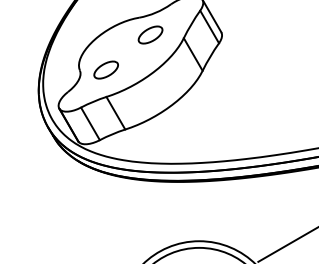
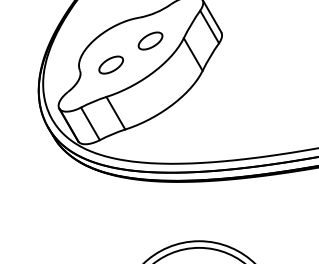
part position: (150, 34) -> (150, 40) (150, 40)
part position: (105, 69) -> (110, 64) (110, 64)
line: present -> none (287, 244)
